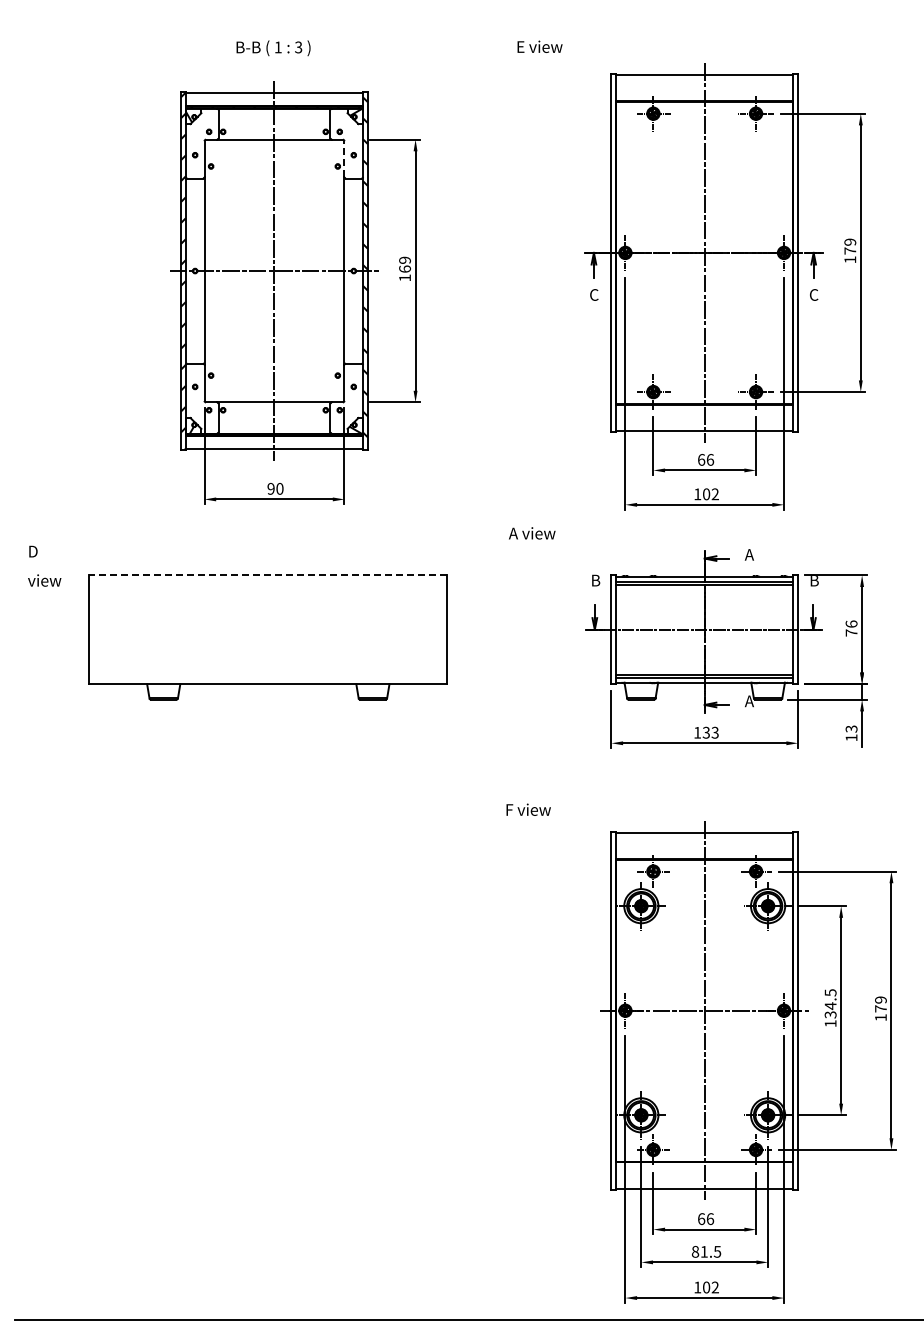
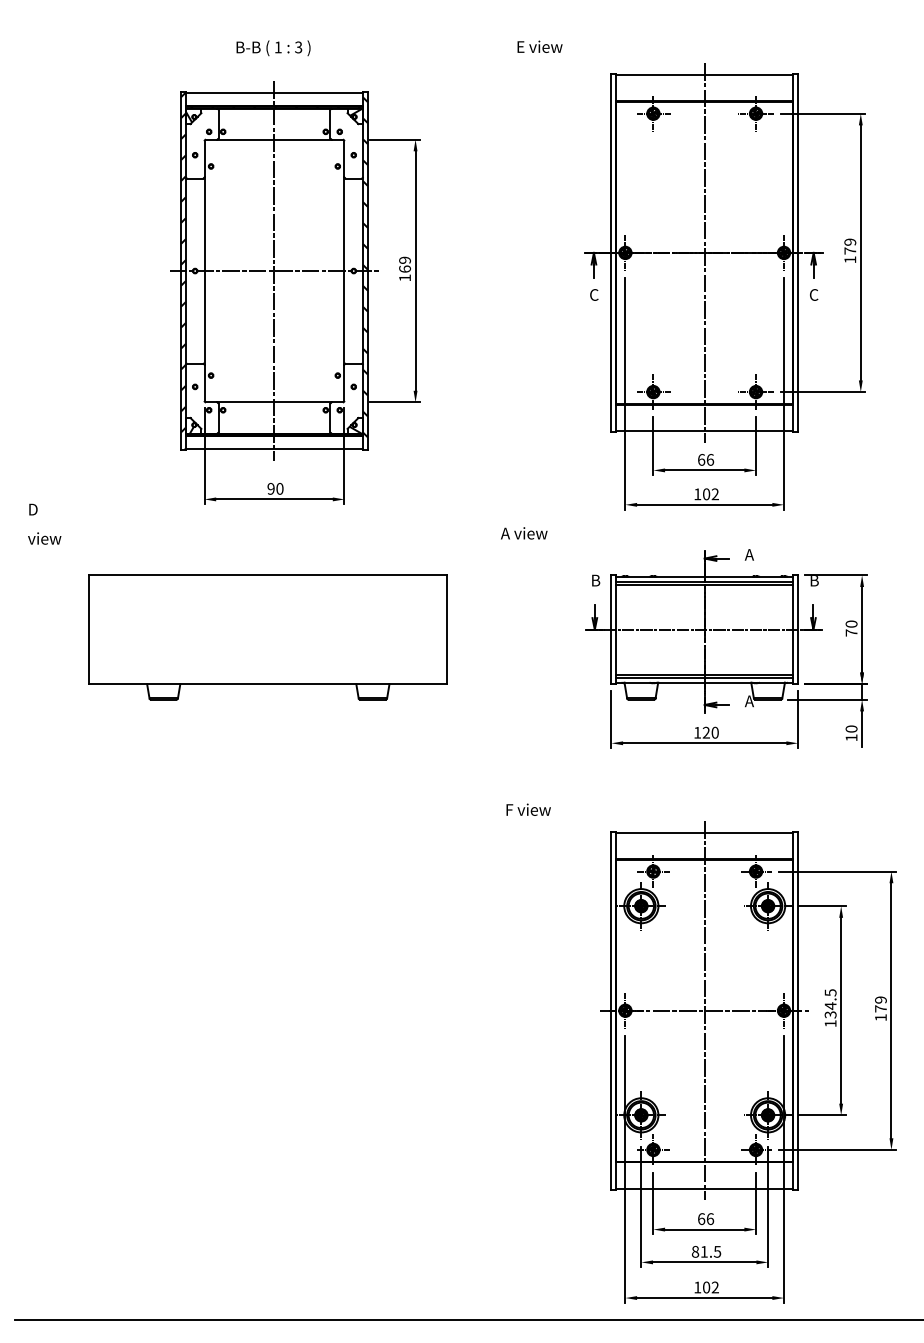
line: dashed -> solid (344, 159)
text position: (532, 533) -> (524, 533) (524, 533)
text position: (44, 565) -> (44, 523) (44, 523)
line: dashed -> solid (268, 575)
text: 76 -> 70 (851, 623)
text: 13 -> 10 (851, 728)
text: 133 -> 120 (710, 732)
